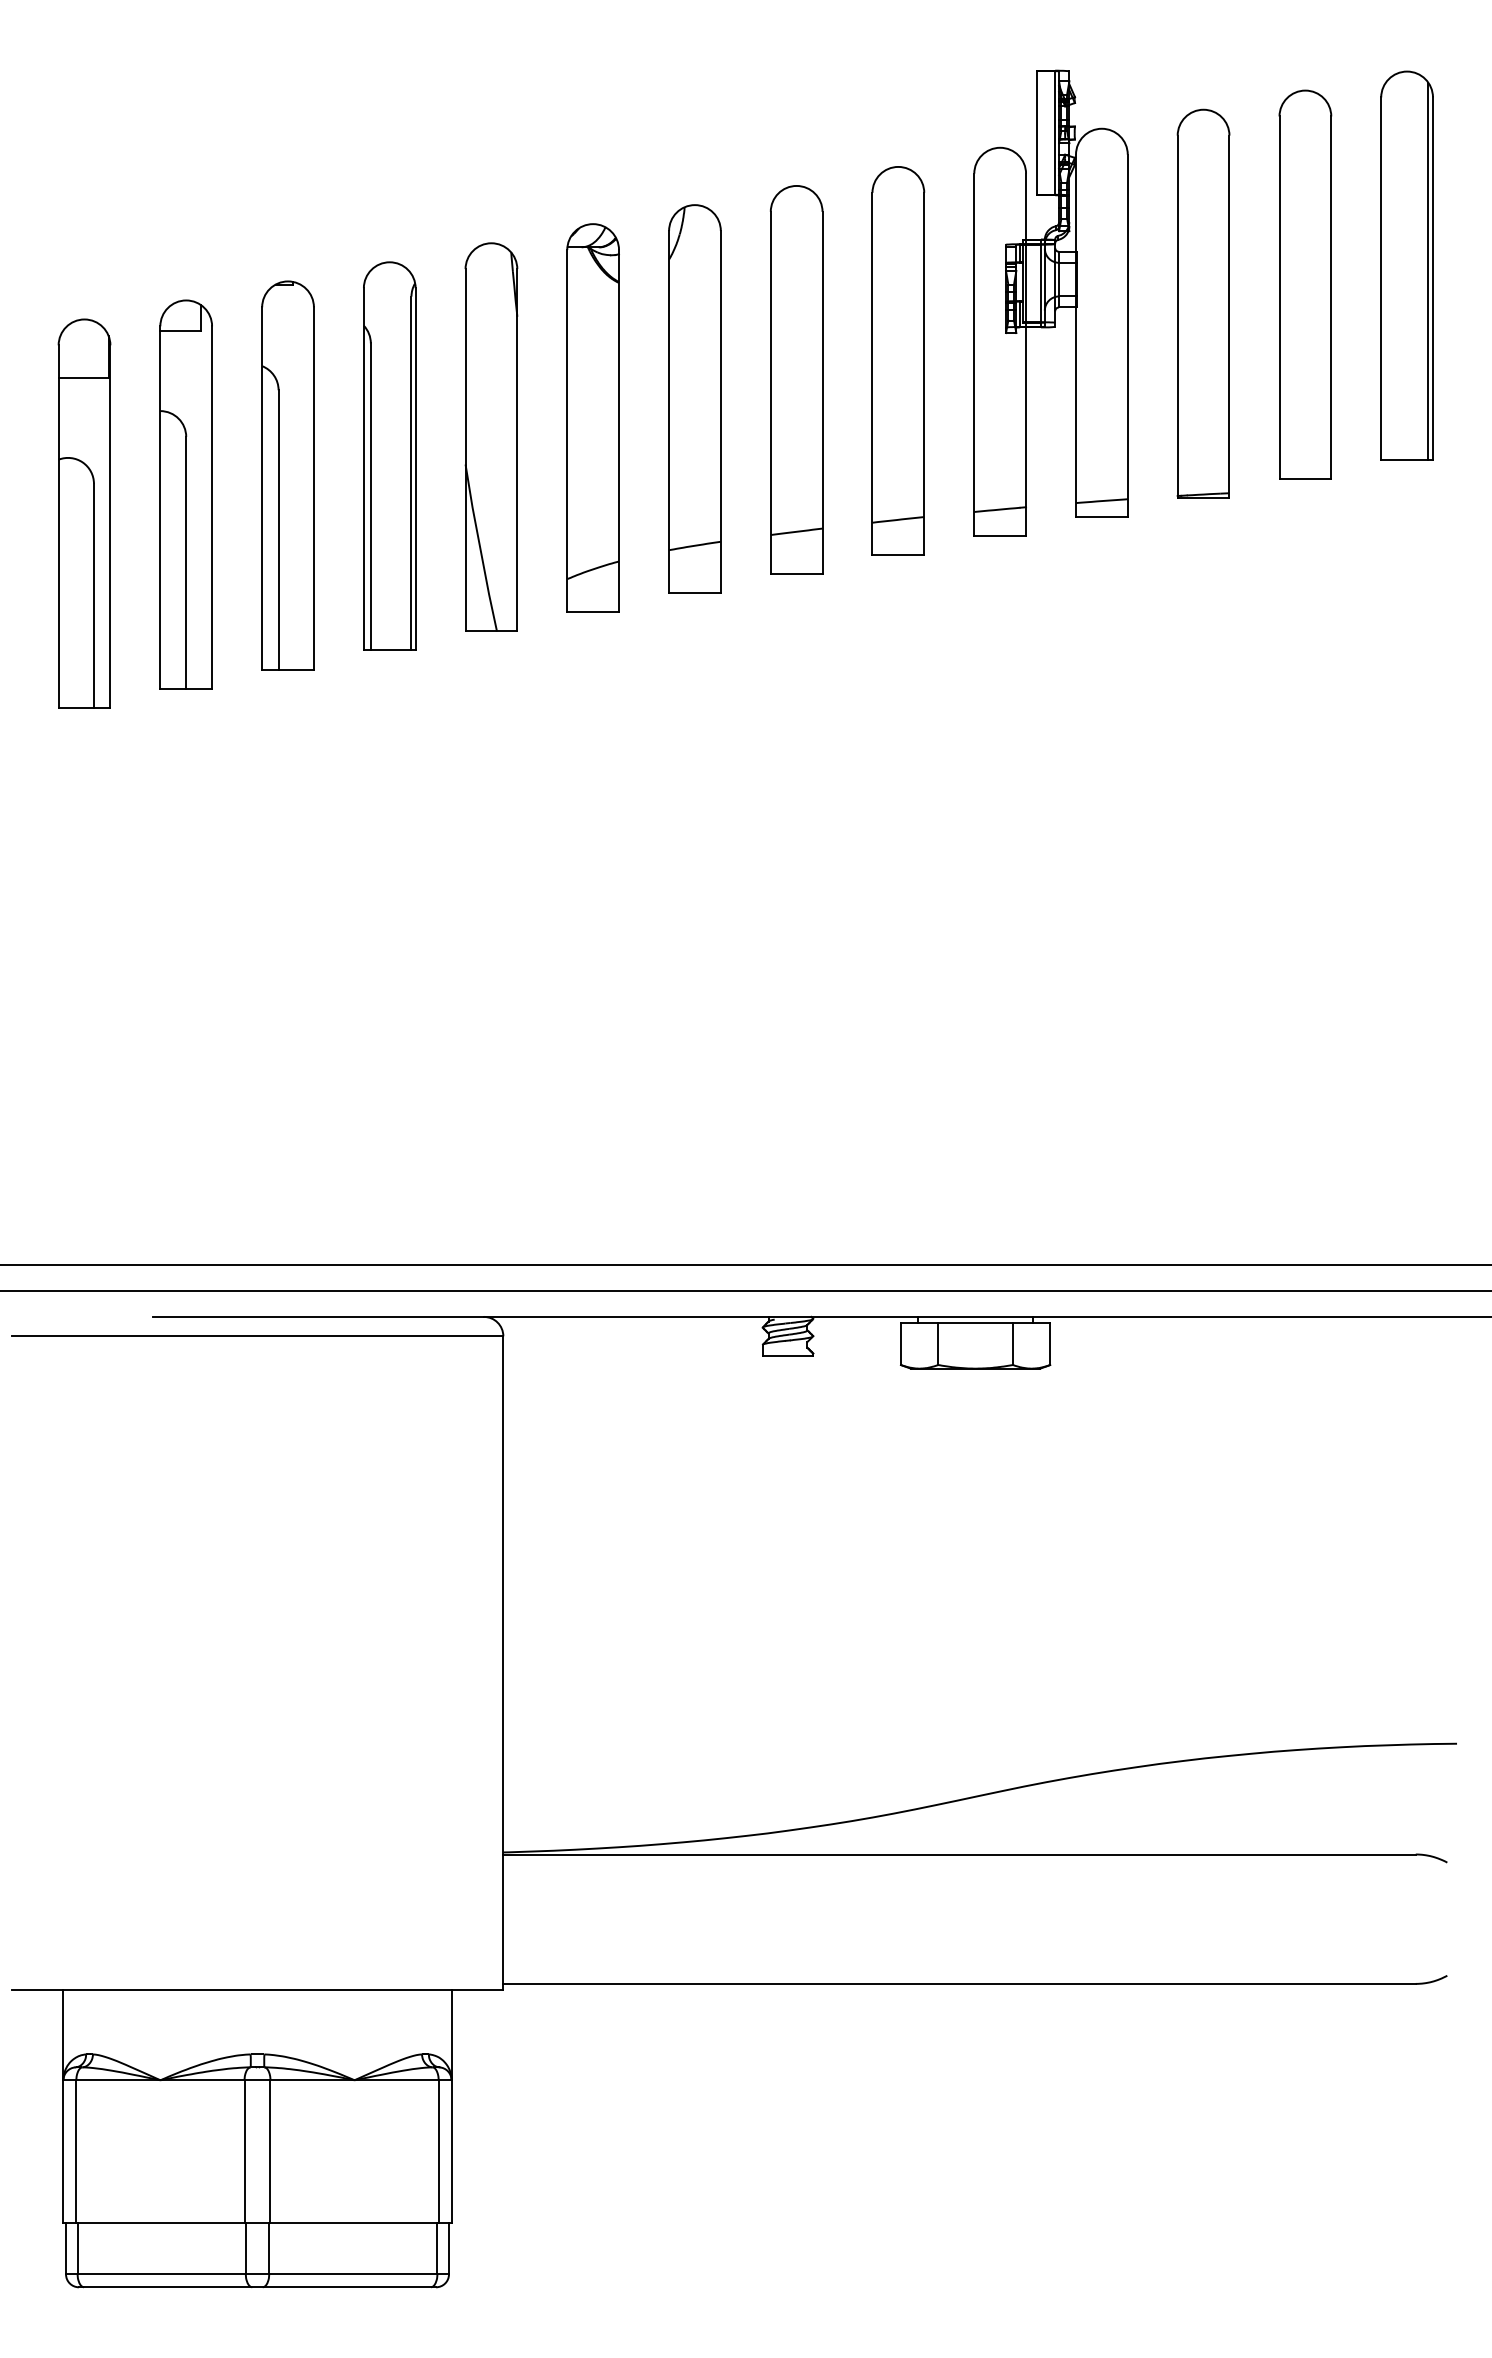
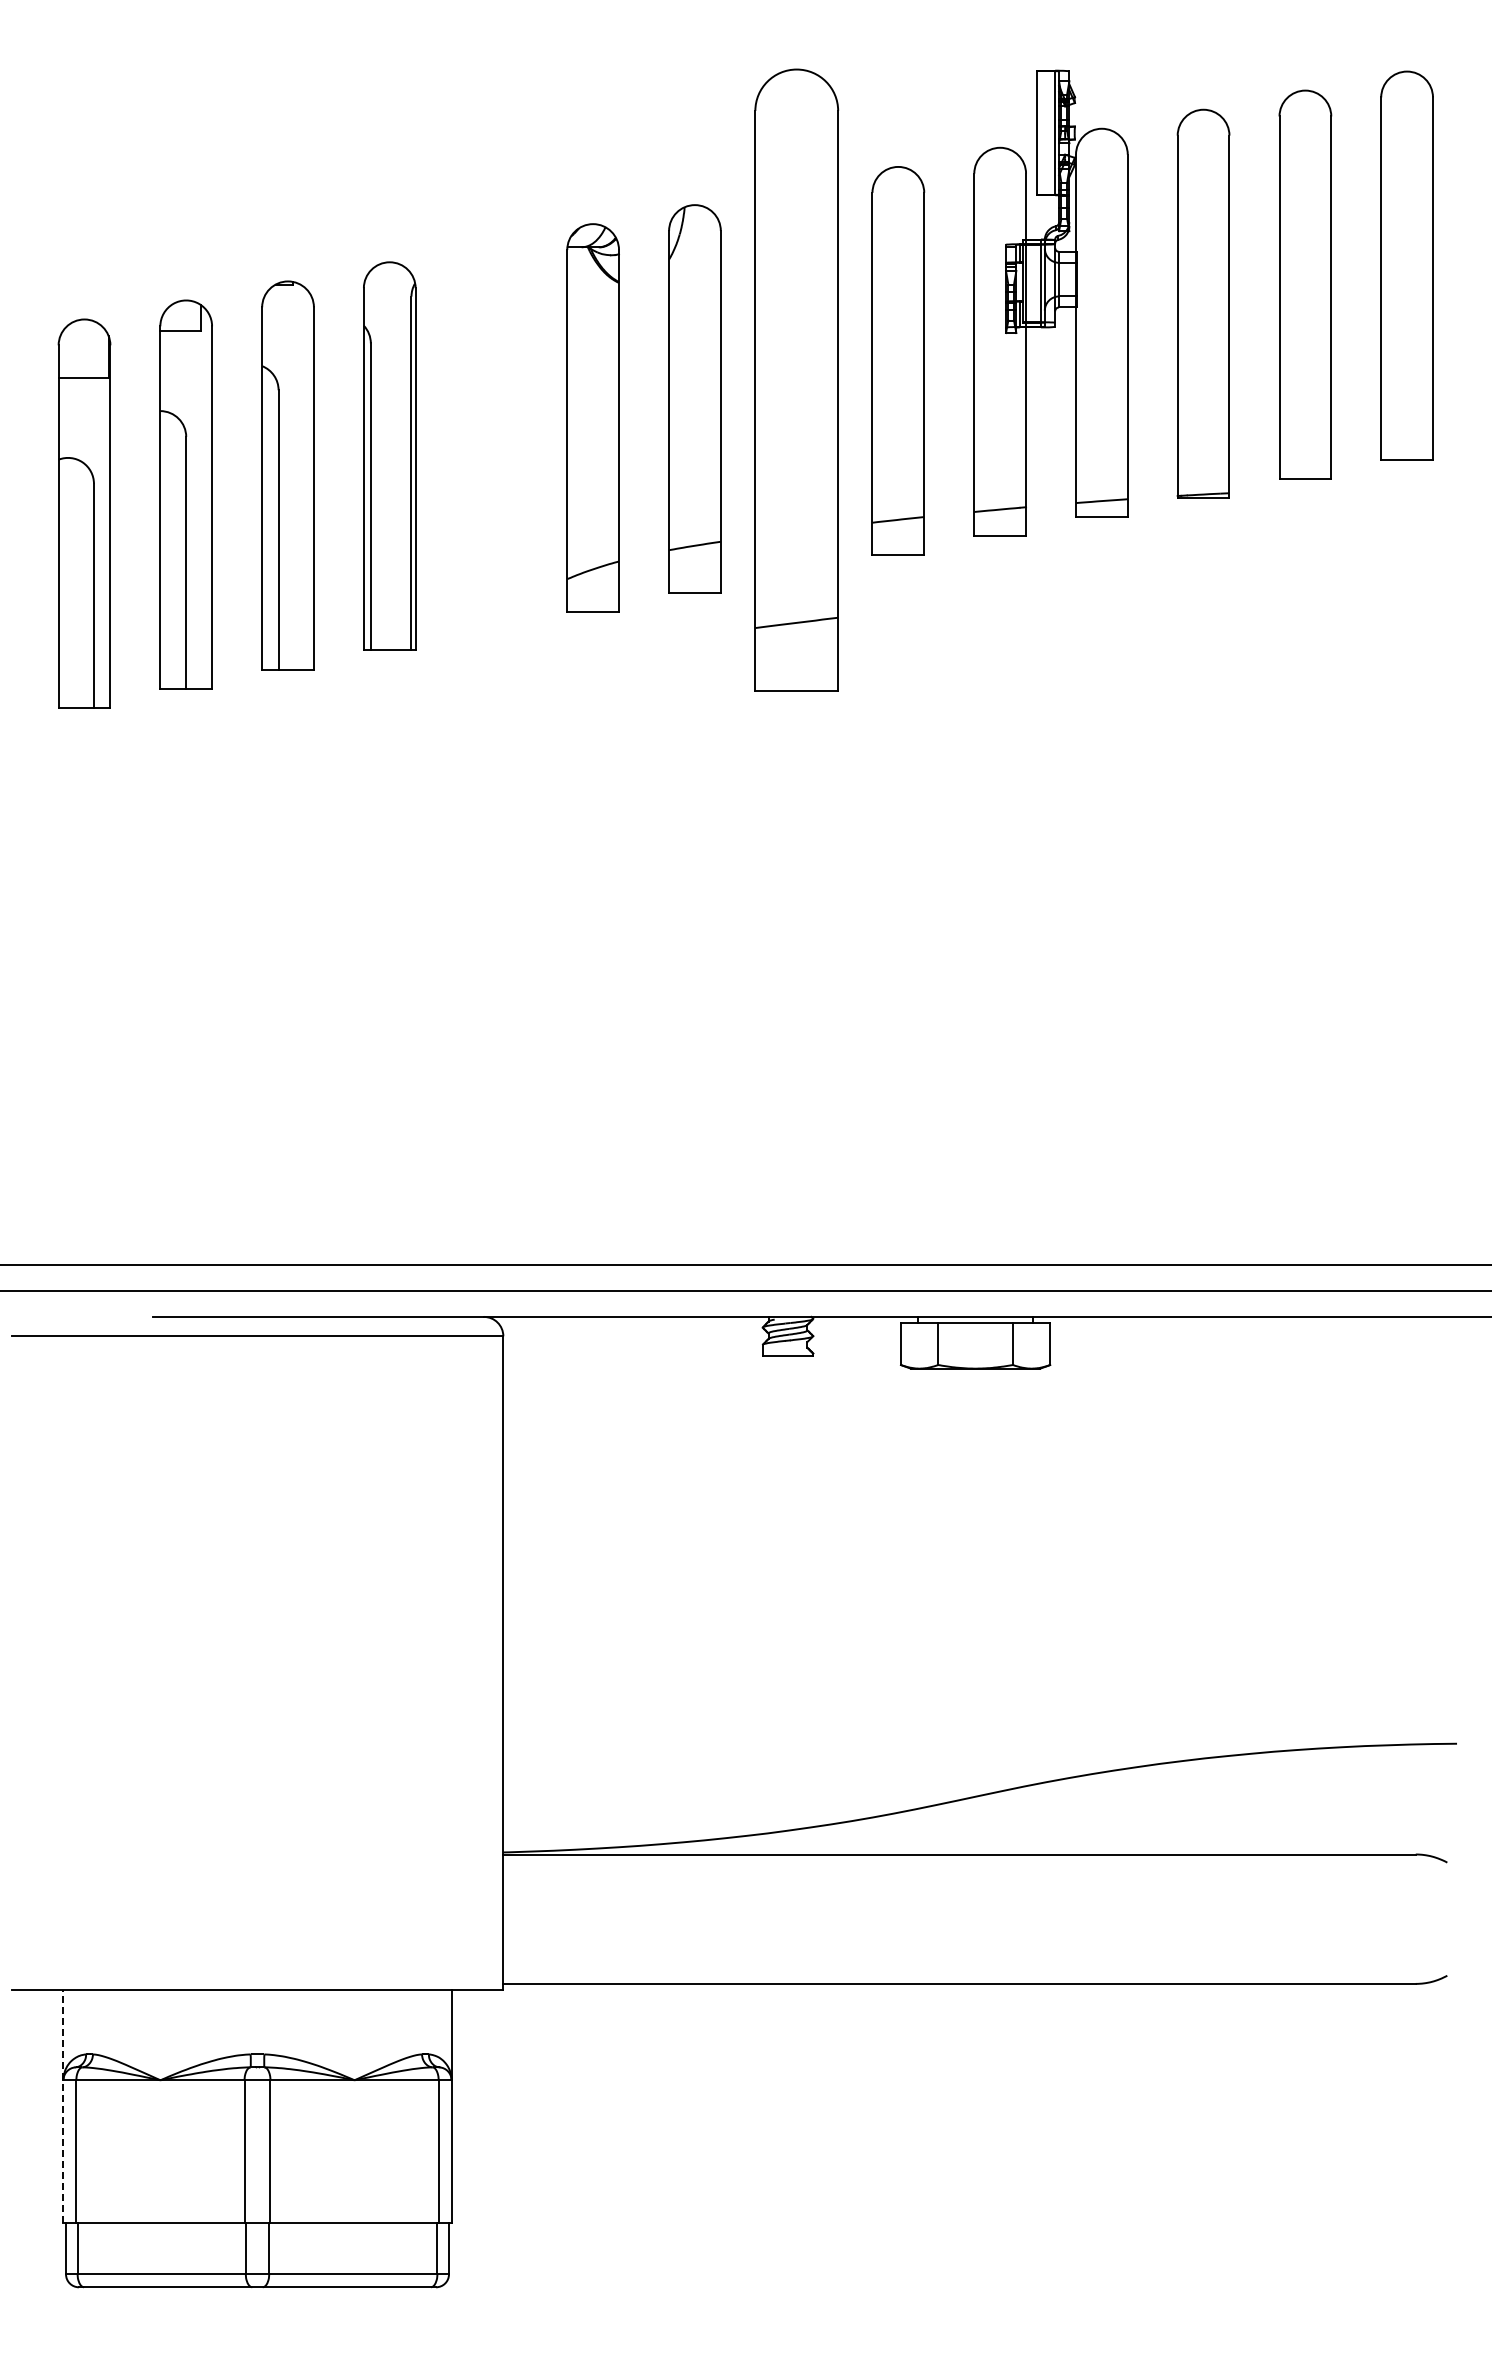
line: present -> none (1428, 270)
part size: 55x390 px -> 86x624 px (796, 379)
part: present -> none (491, 436)
line: solid -> dashed (63, 2105)
